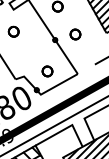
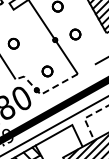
part position: (13, 31) -> (13, 43) (13, 43)
line: solid -> dashed (43, 93)
line: solid -> dashed (84, 118)
